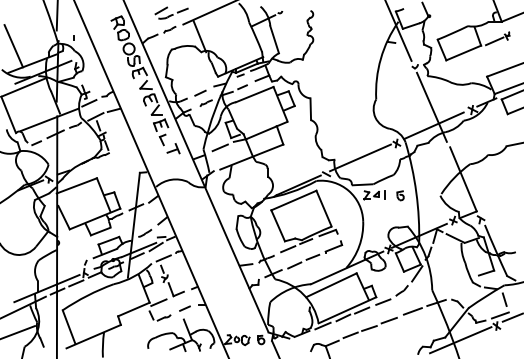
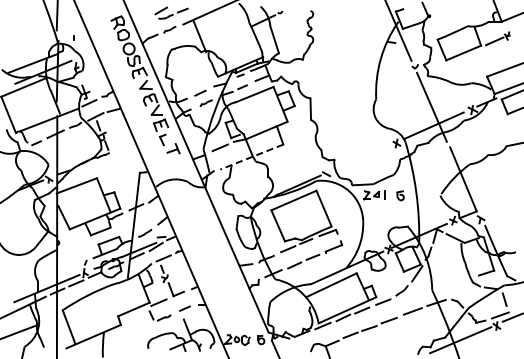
line: present -> none (13, 46)
line: solid -> dashed (251, 157)
line: present -> none (360, 157)
